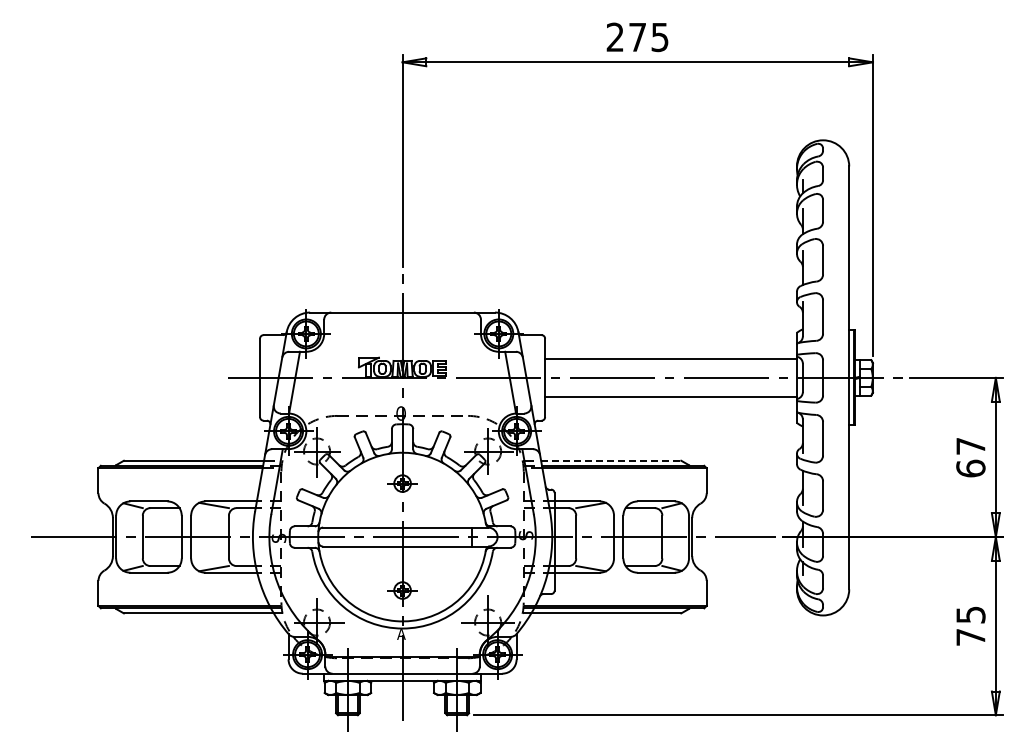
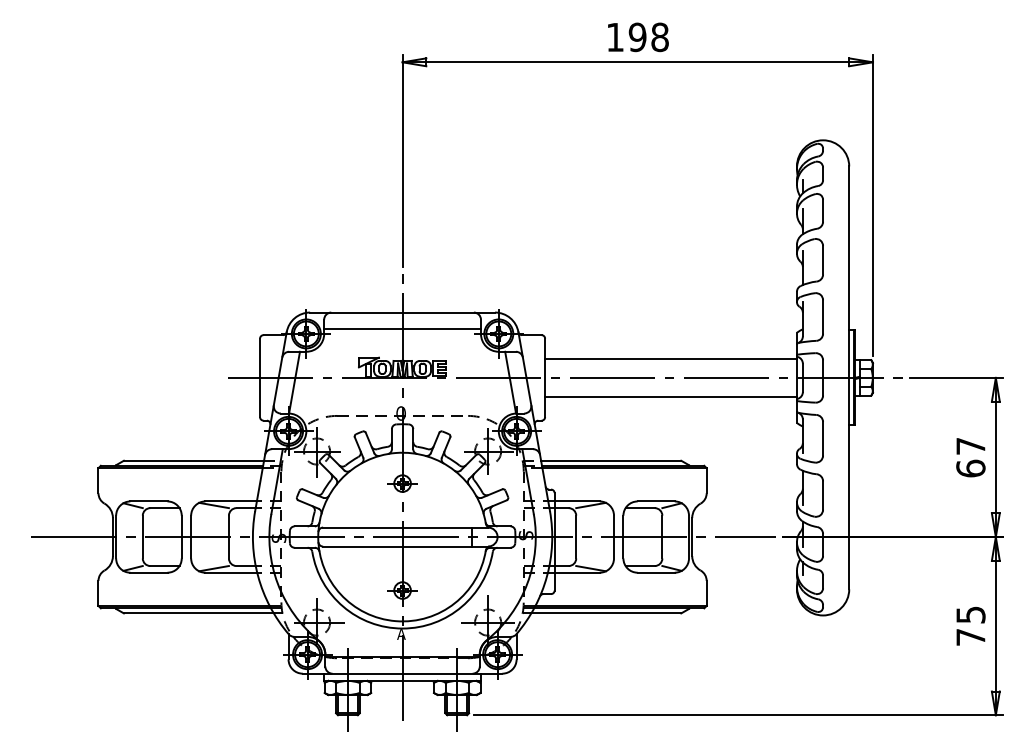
text: 275 -> 198 (637, 37)
line: none -> present (402, 329)
line: dashed -> solid (611, 460)
